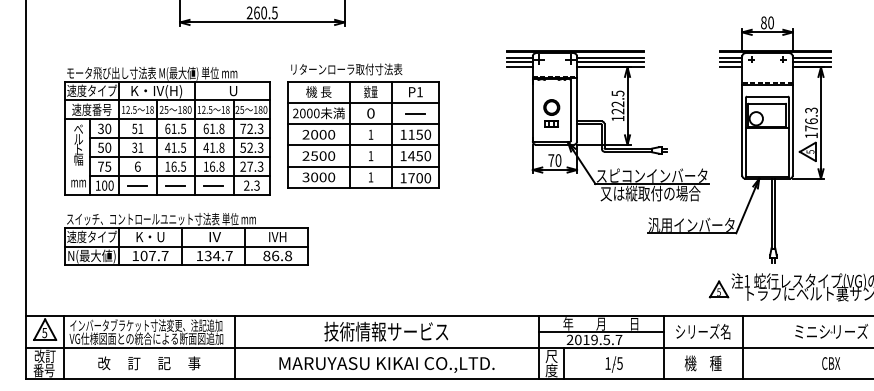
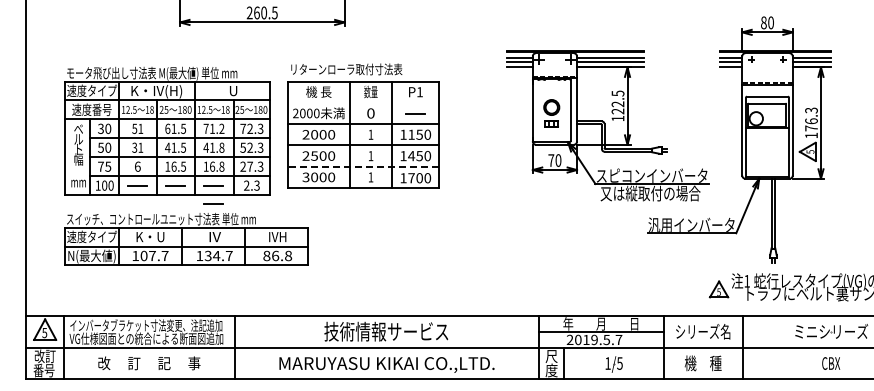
line: present -> none (363, 102)
text: 61.8 -> 71.2 (213, 128)
line: solid -> dashed (363, 166)
line: none -> present (213, 203)
